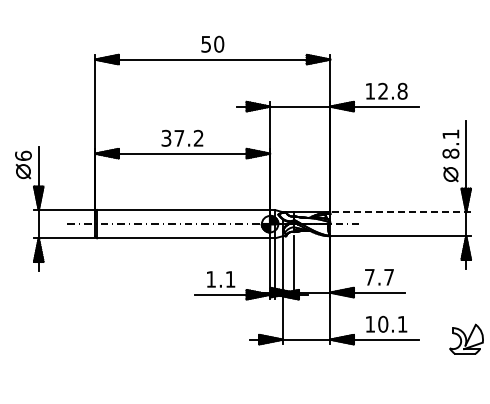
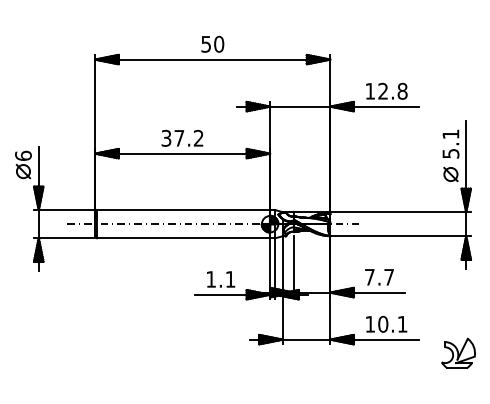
text: 8.1 -> 5.1 (450, 153)
line: dashed -> solid (400, 212)
part position: (466, 338) -> (458, 352) (458, 352)
